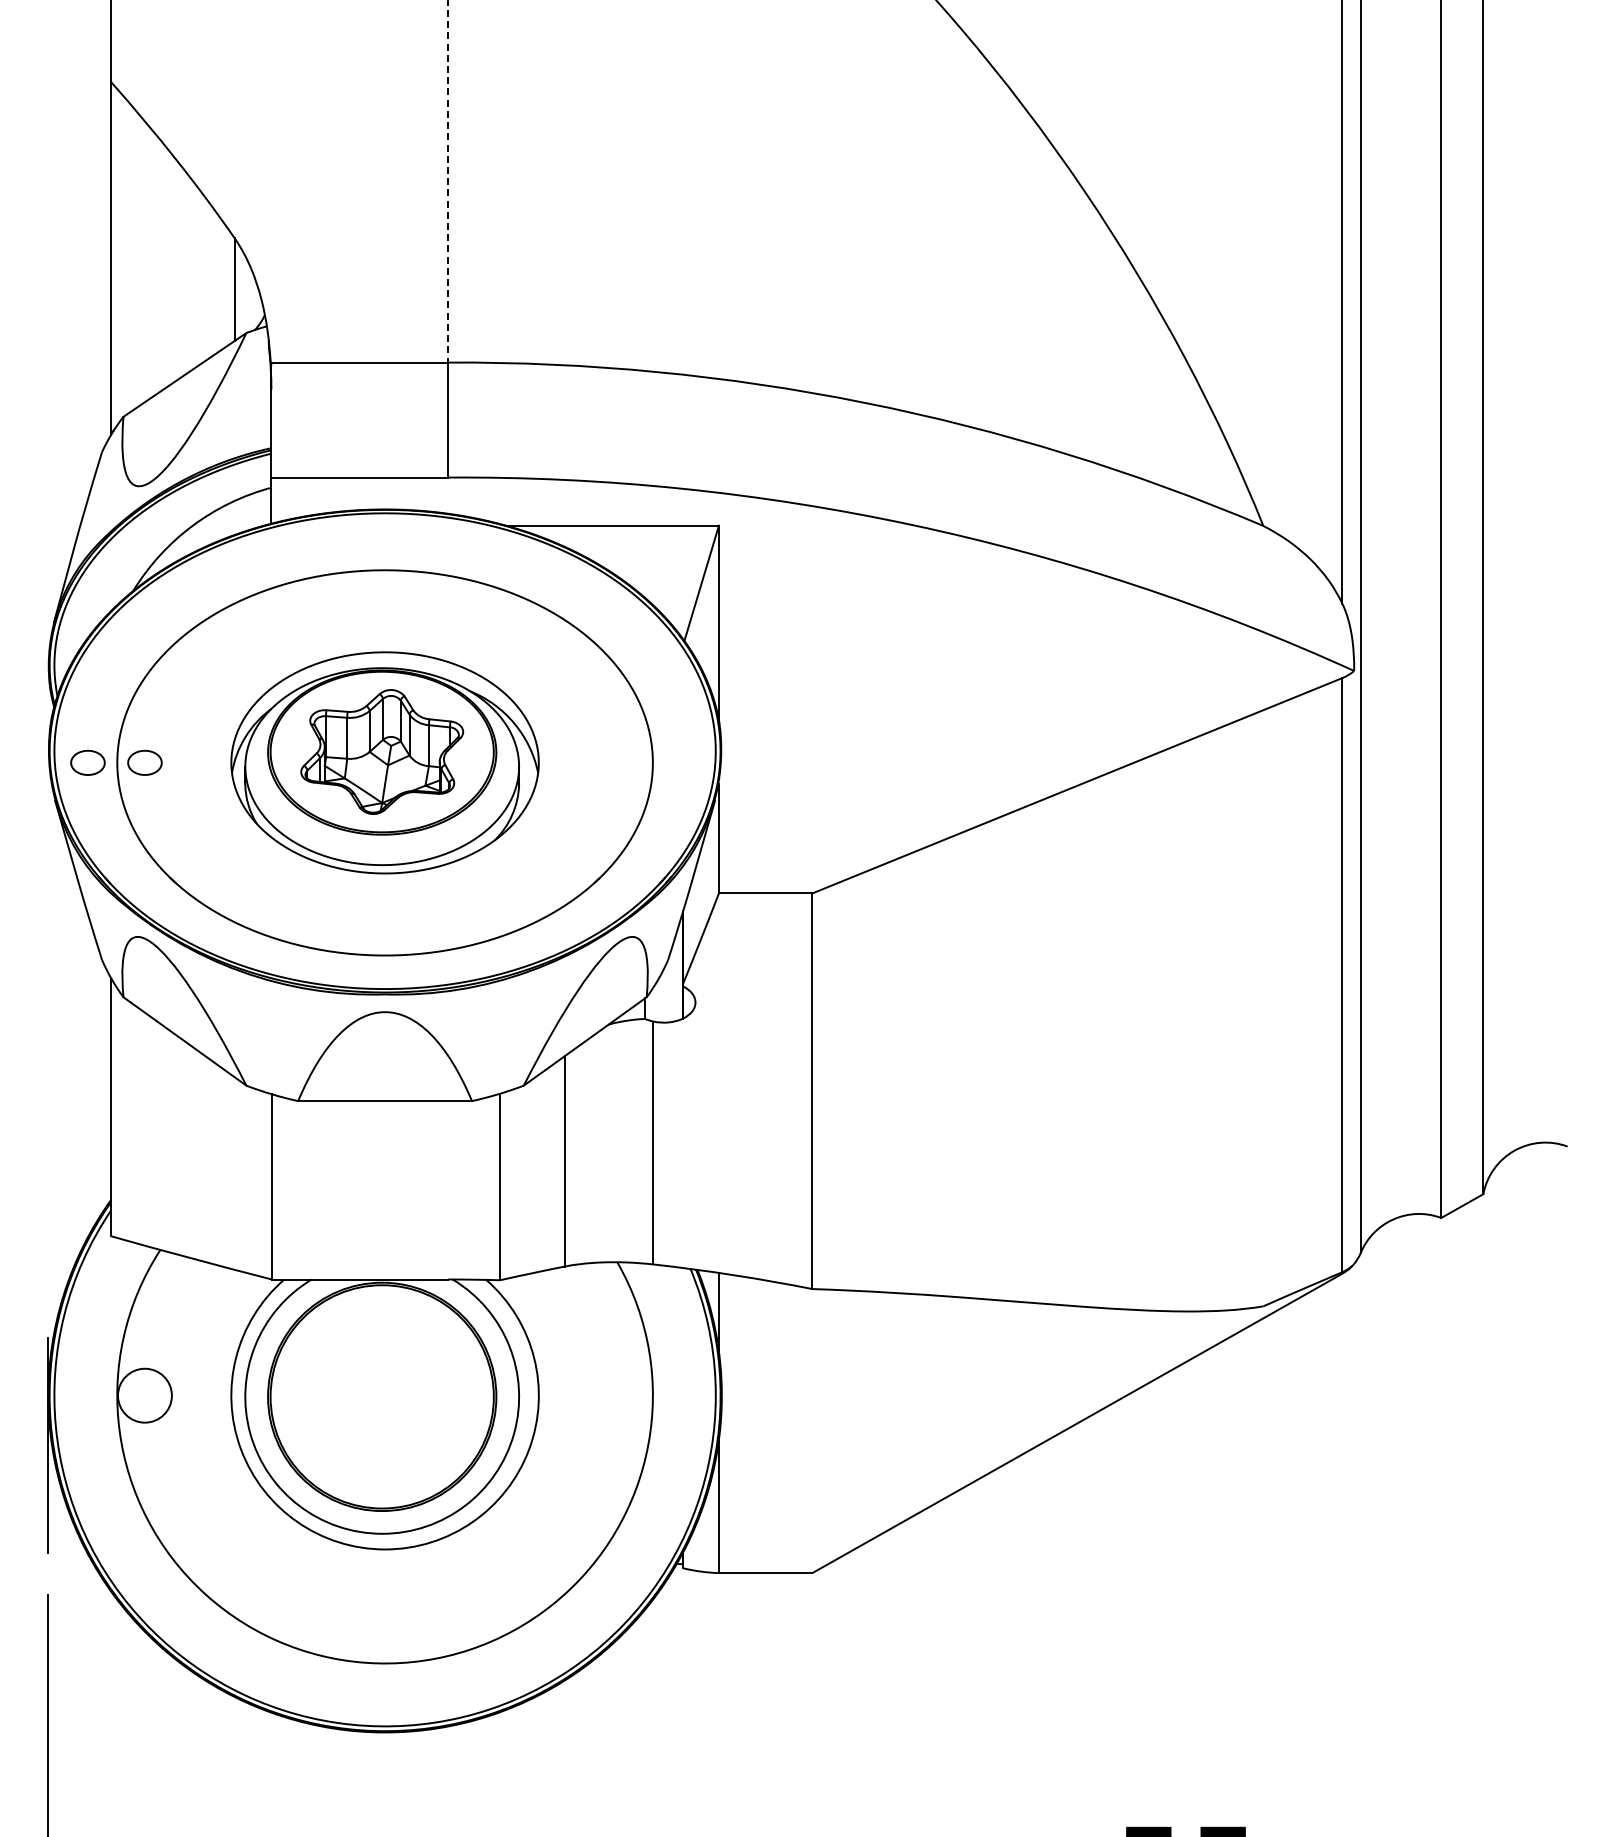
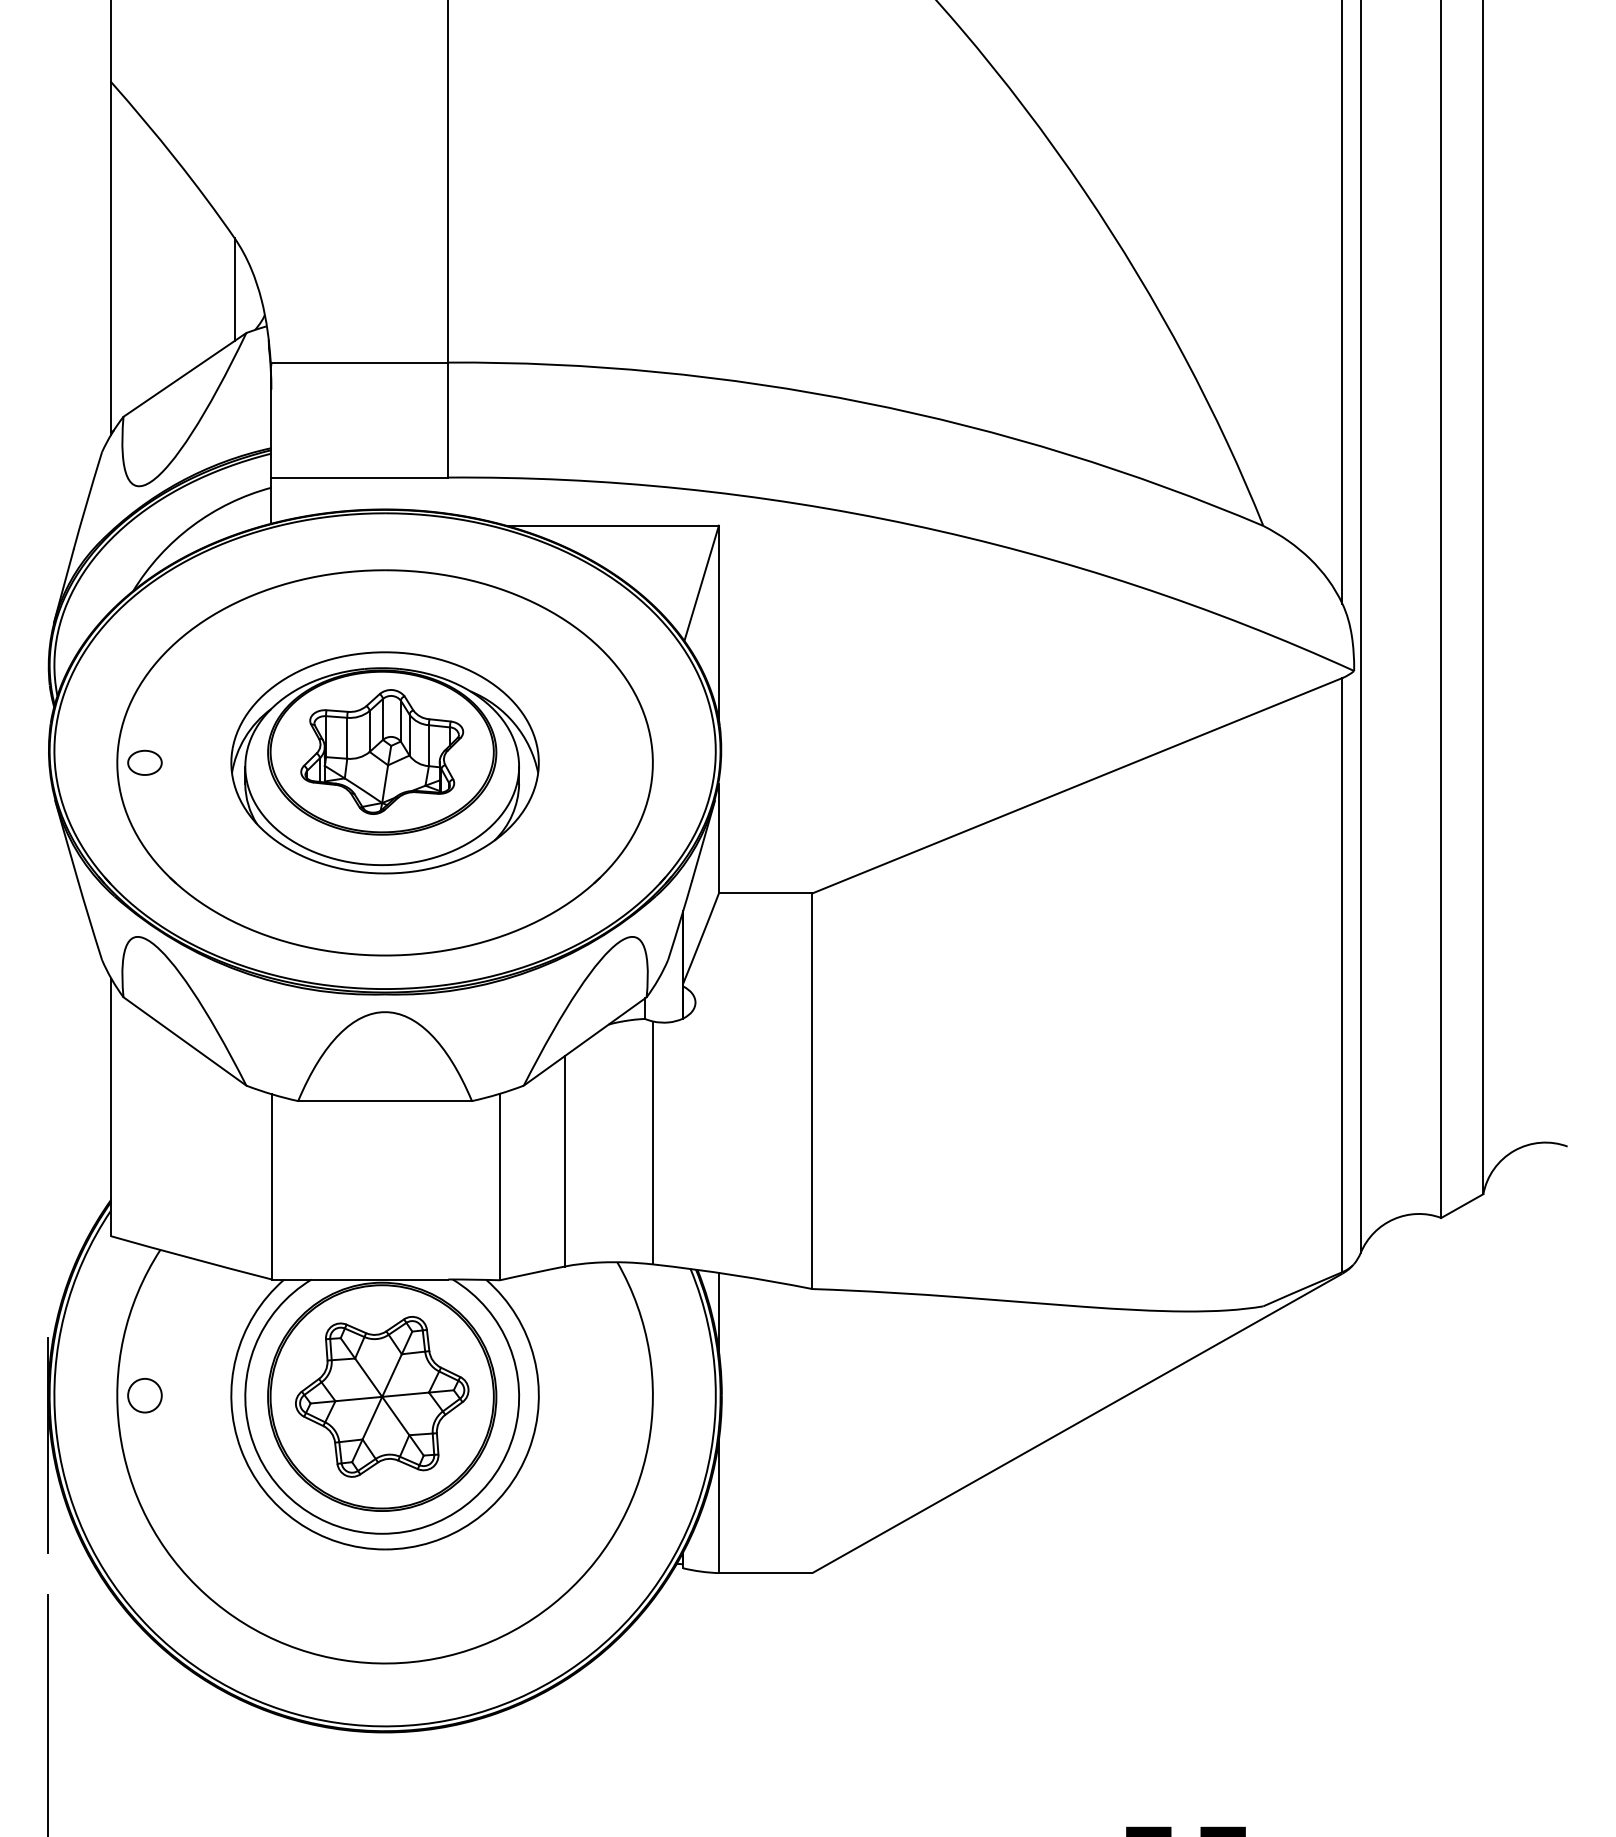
line: dashed -> solid (448, 181)
part: present -> none (87, 762)
circle diameter: 54 px -> 34 px (144, 1395)
part: none -> present (382, 1396)
